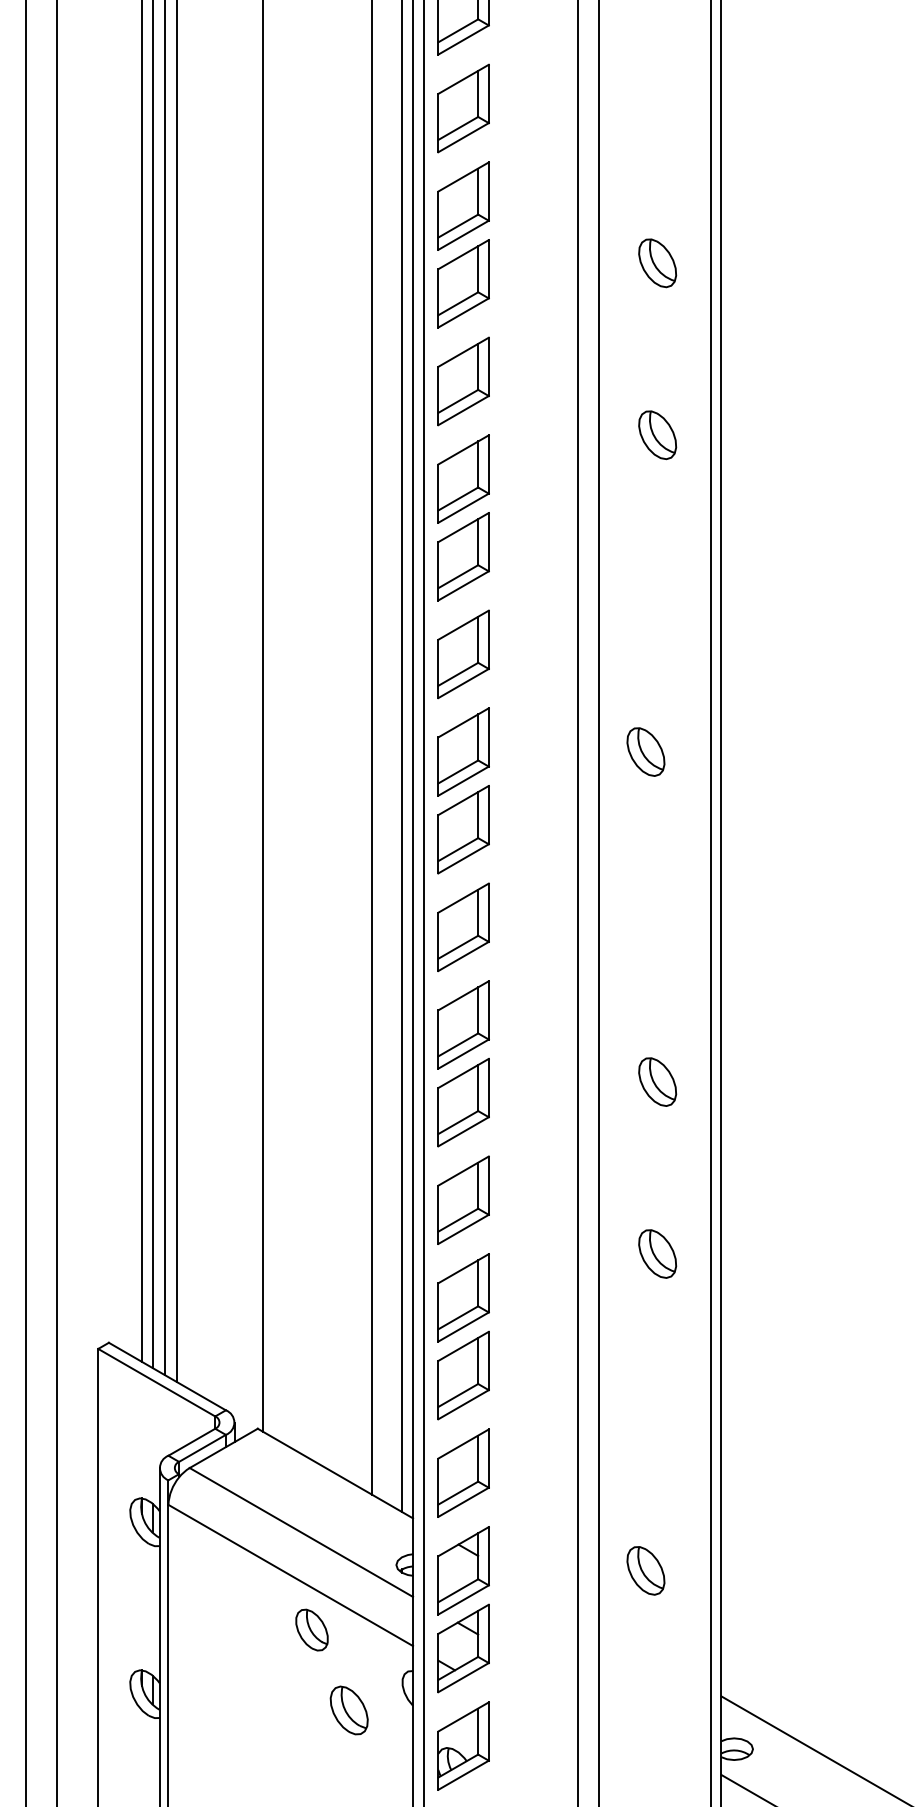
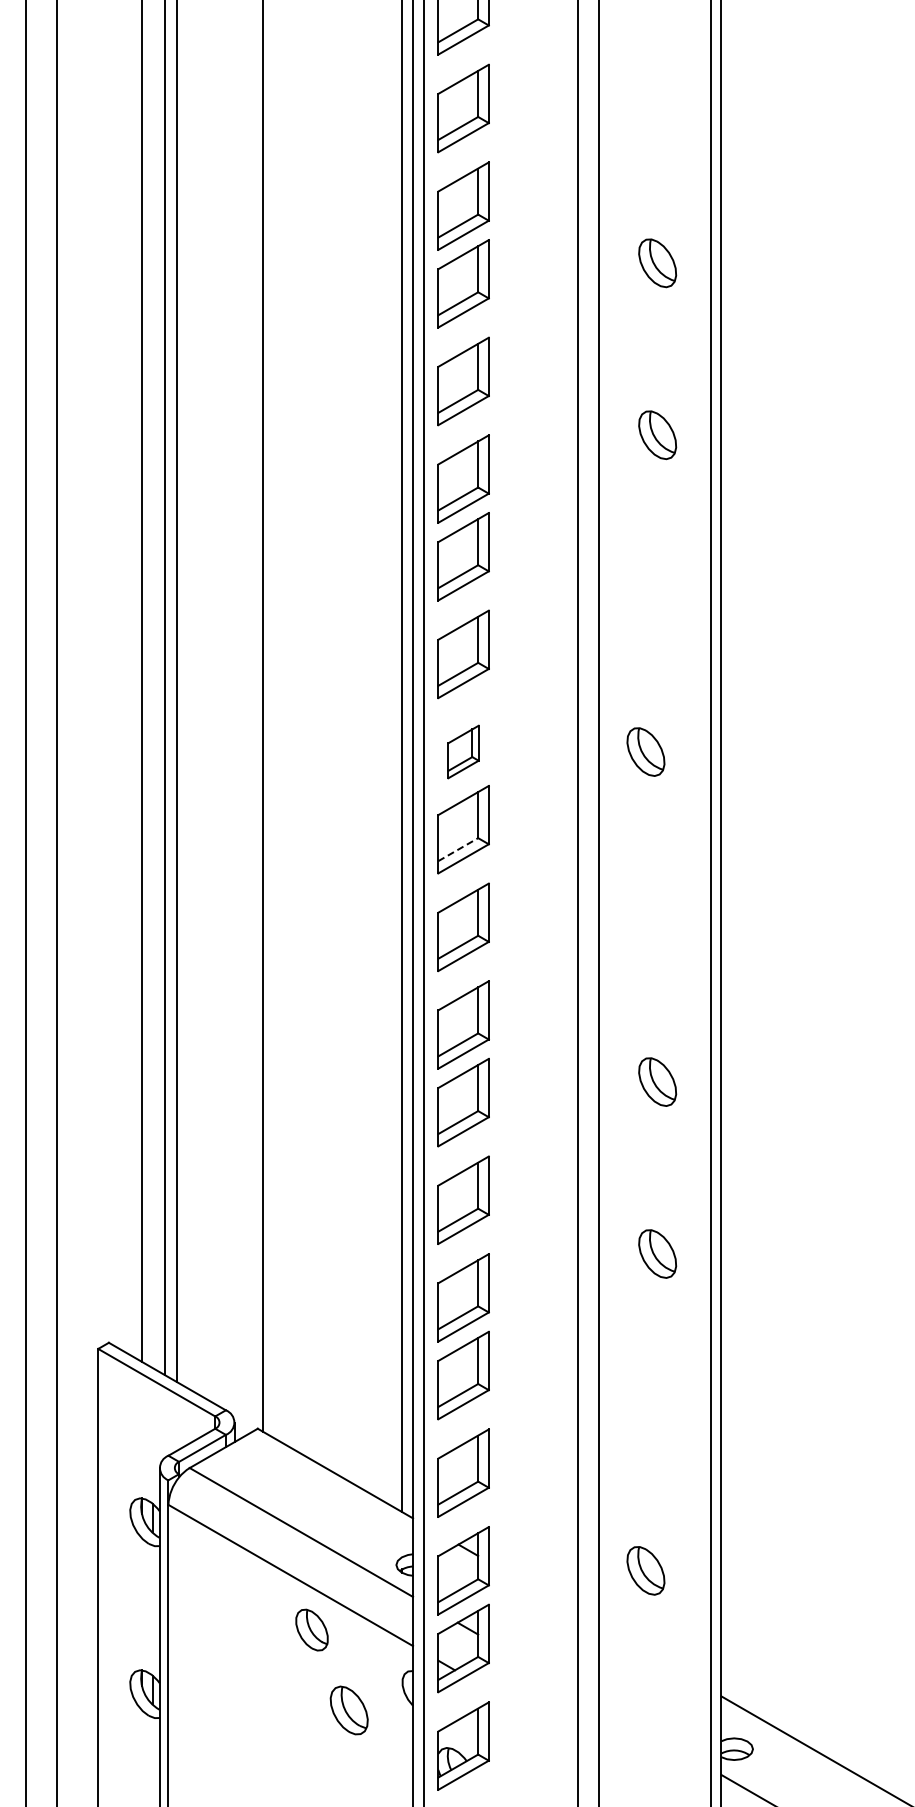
line: present -> none (152, 685)
line: present -> none (372, 748)
part size: 53x90 px -> 33x56 px (463, 751)
line: solid -> dashed (458, 849)
